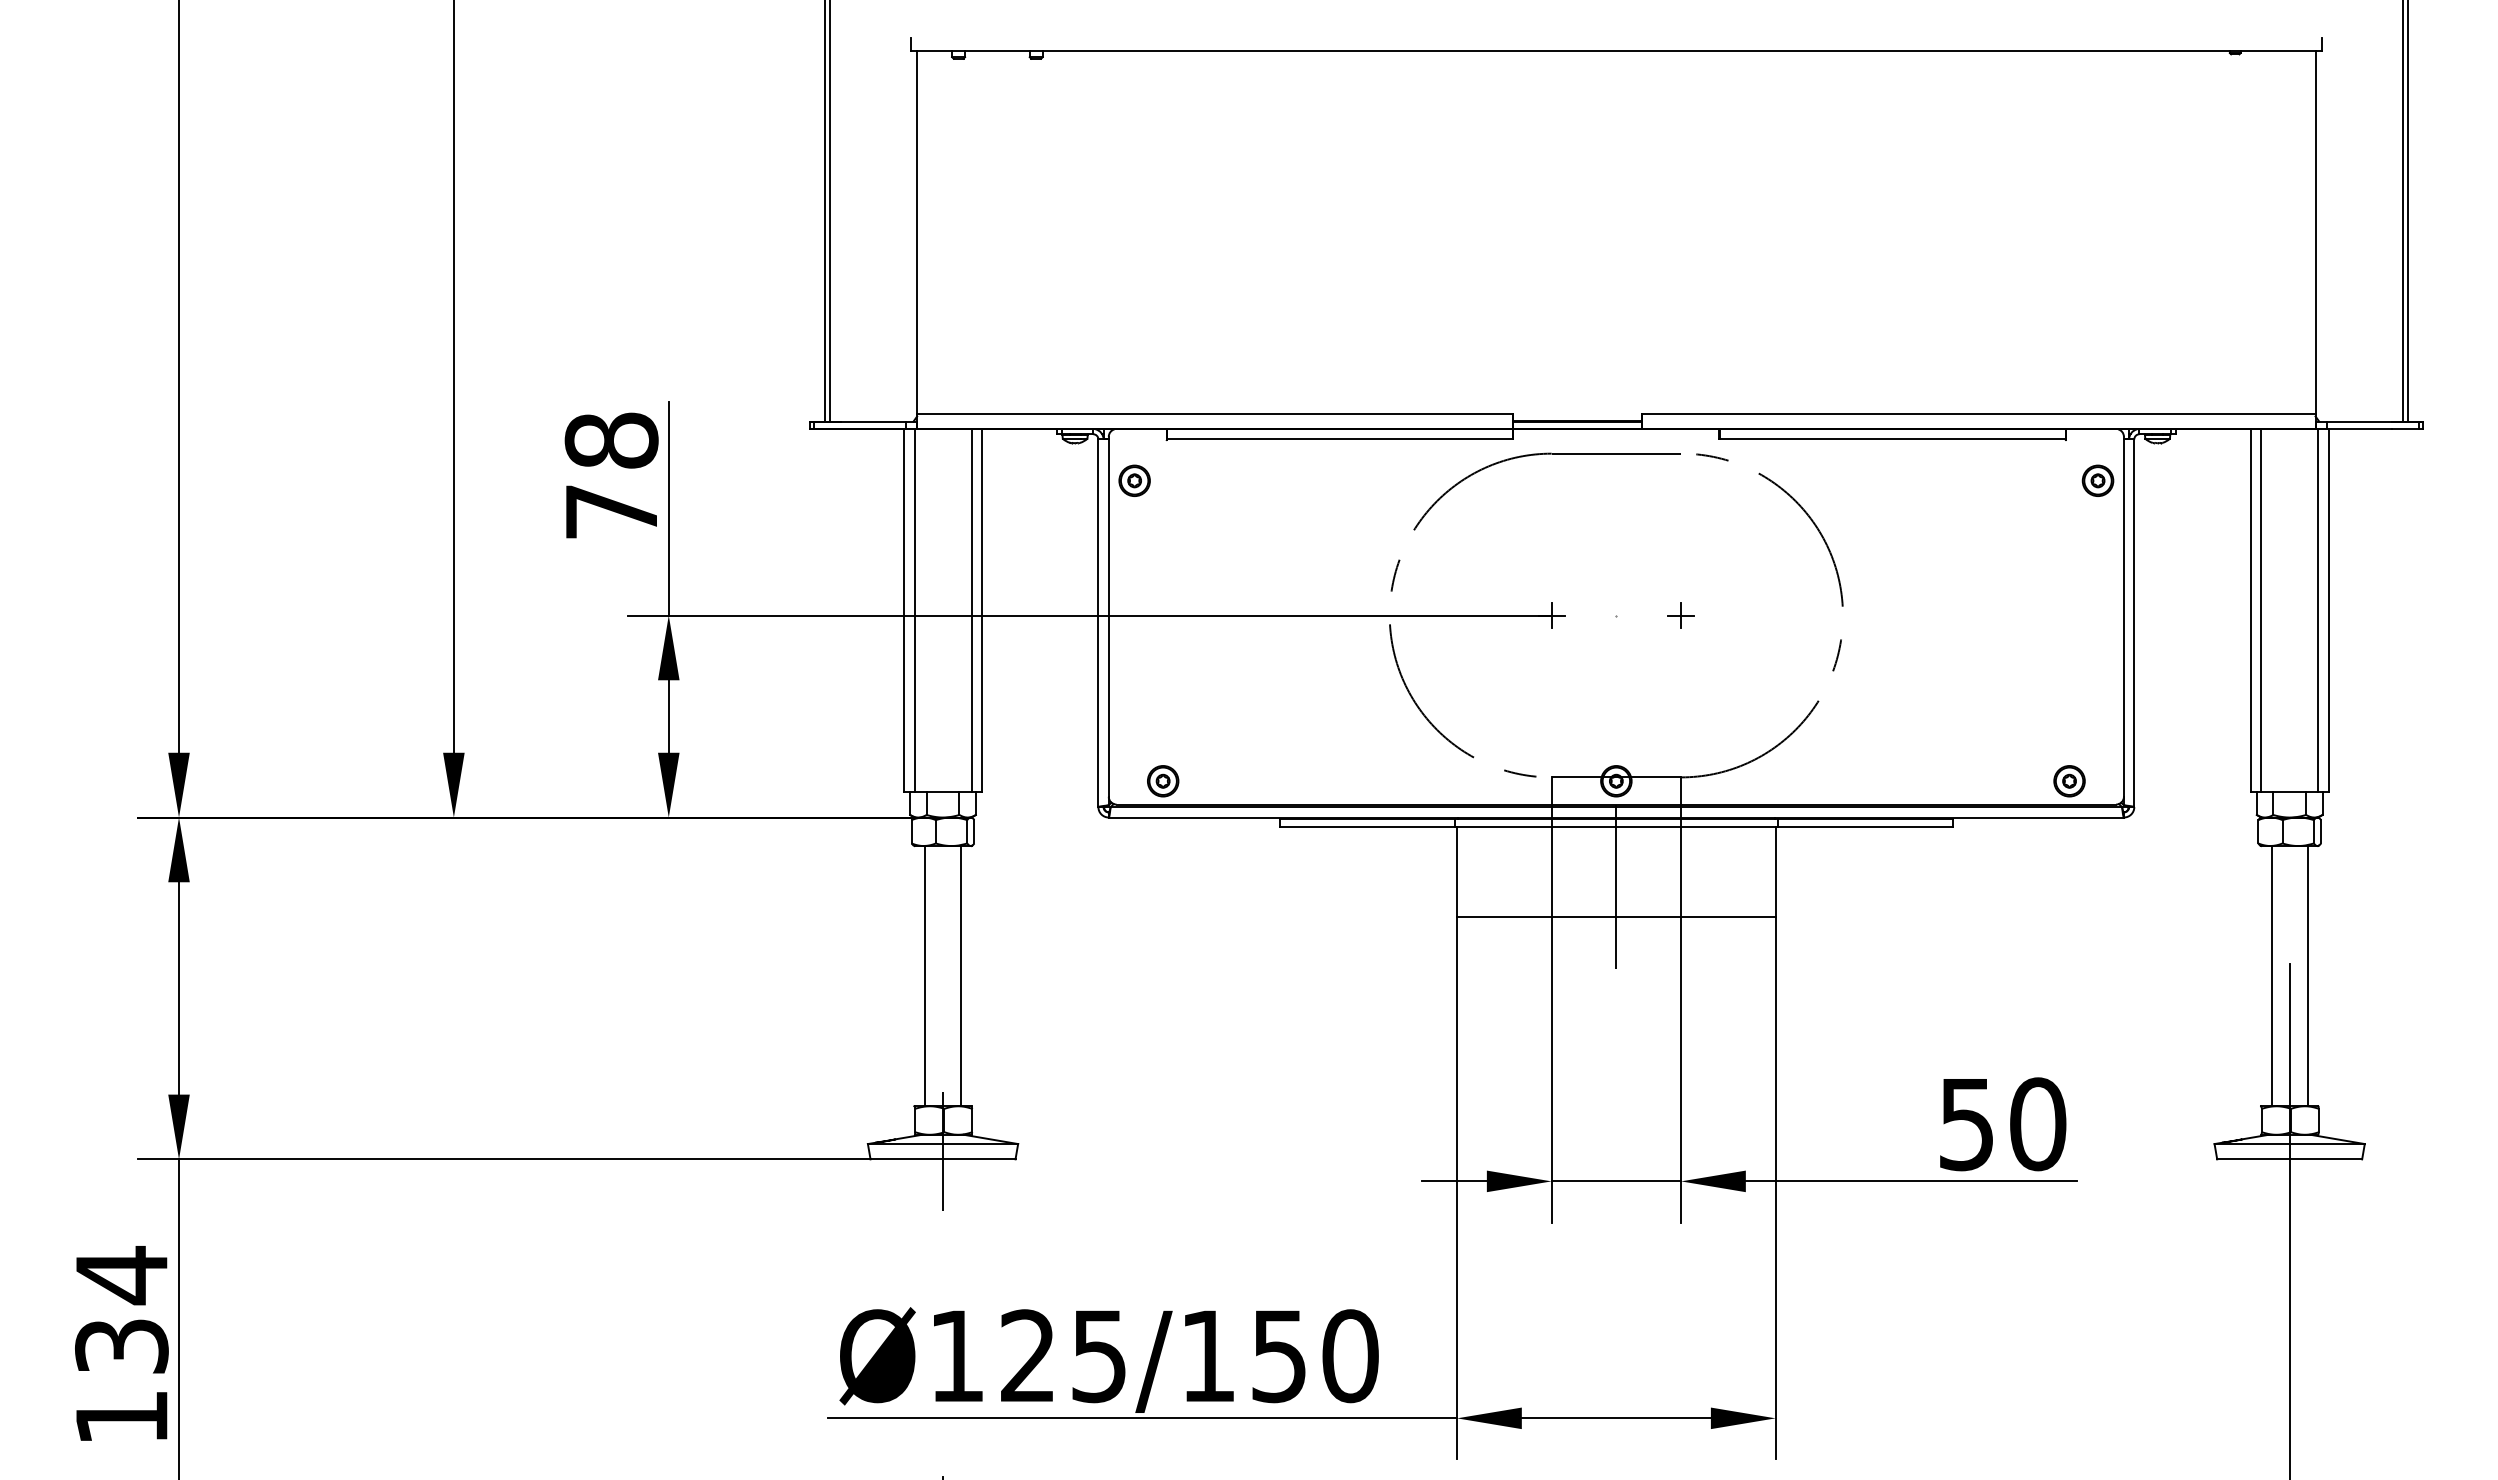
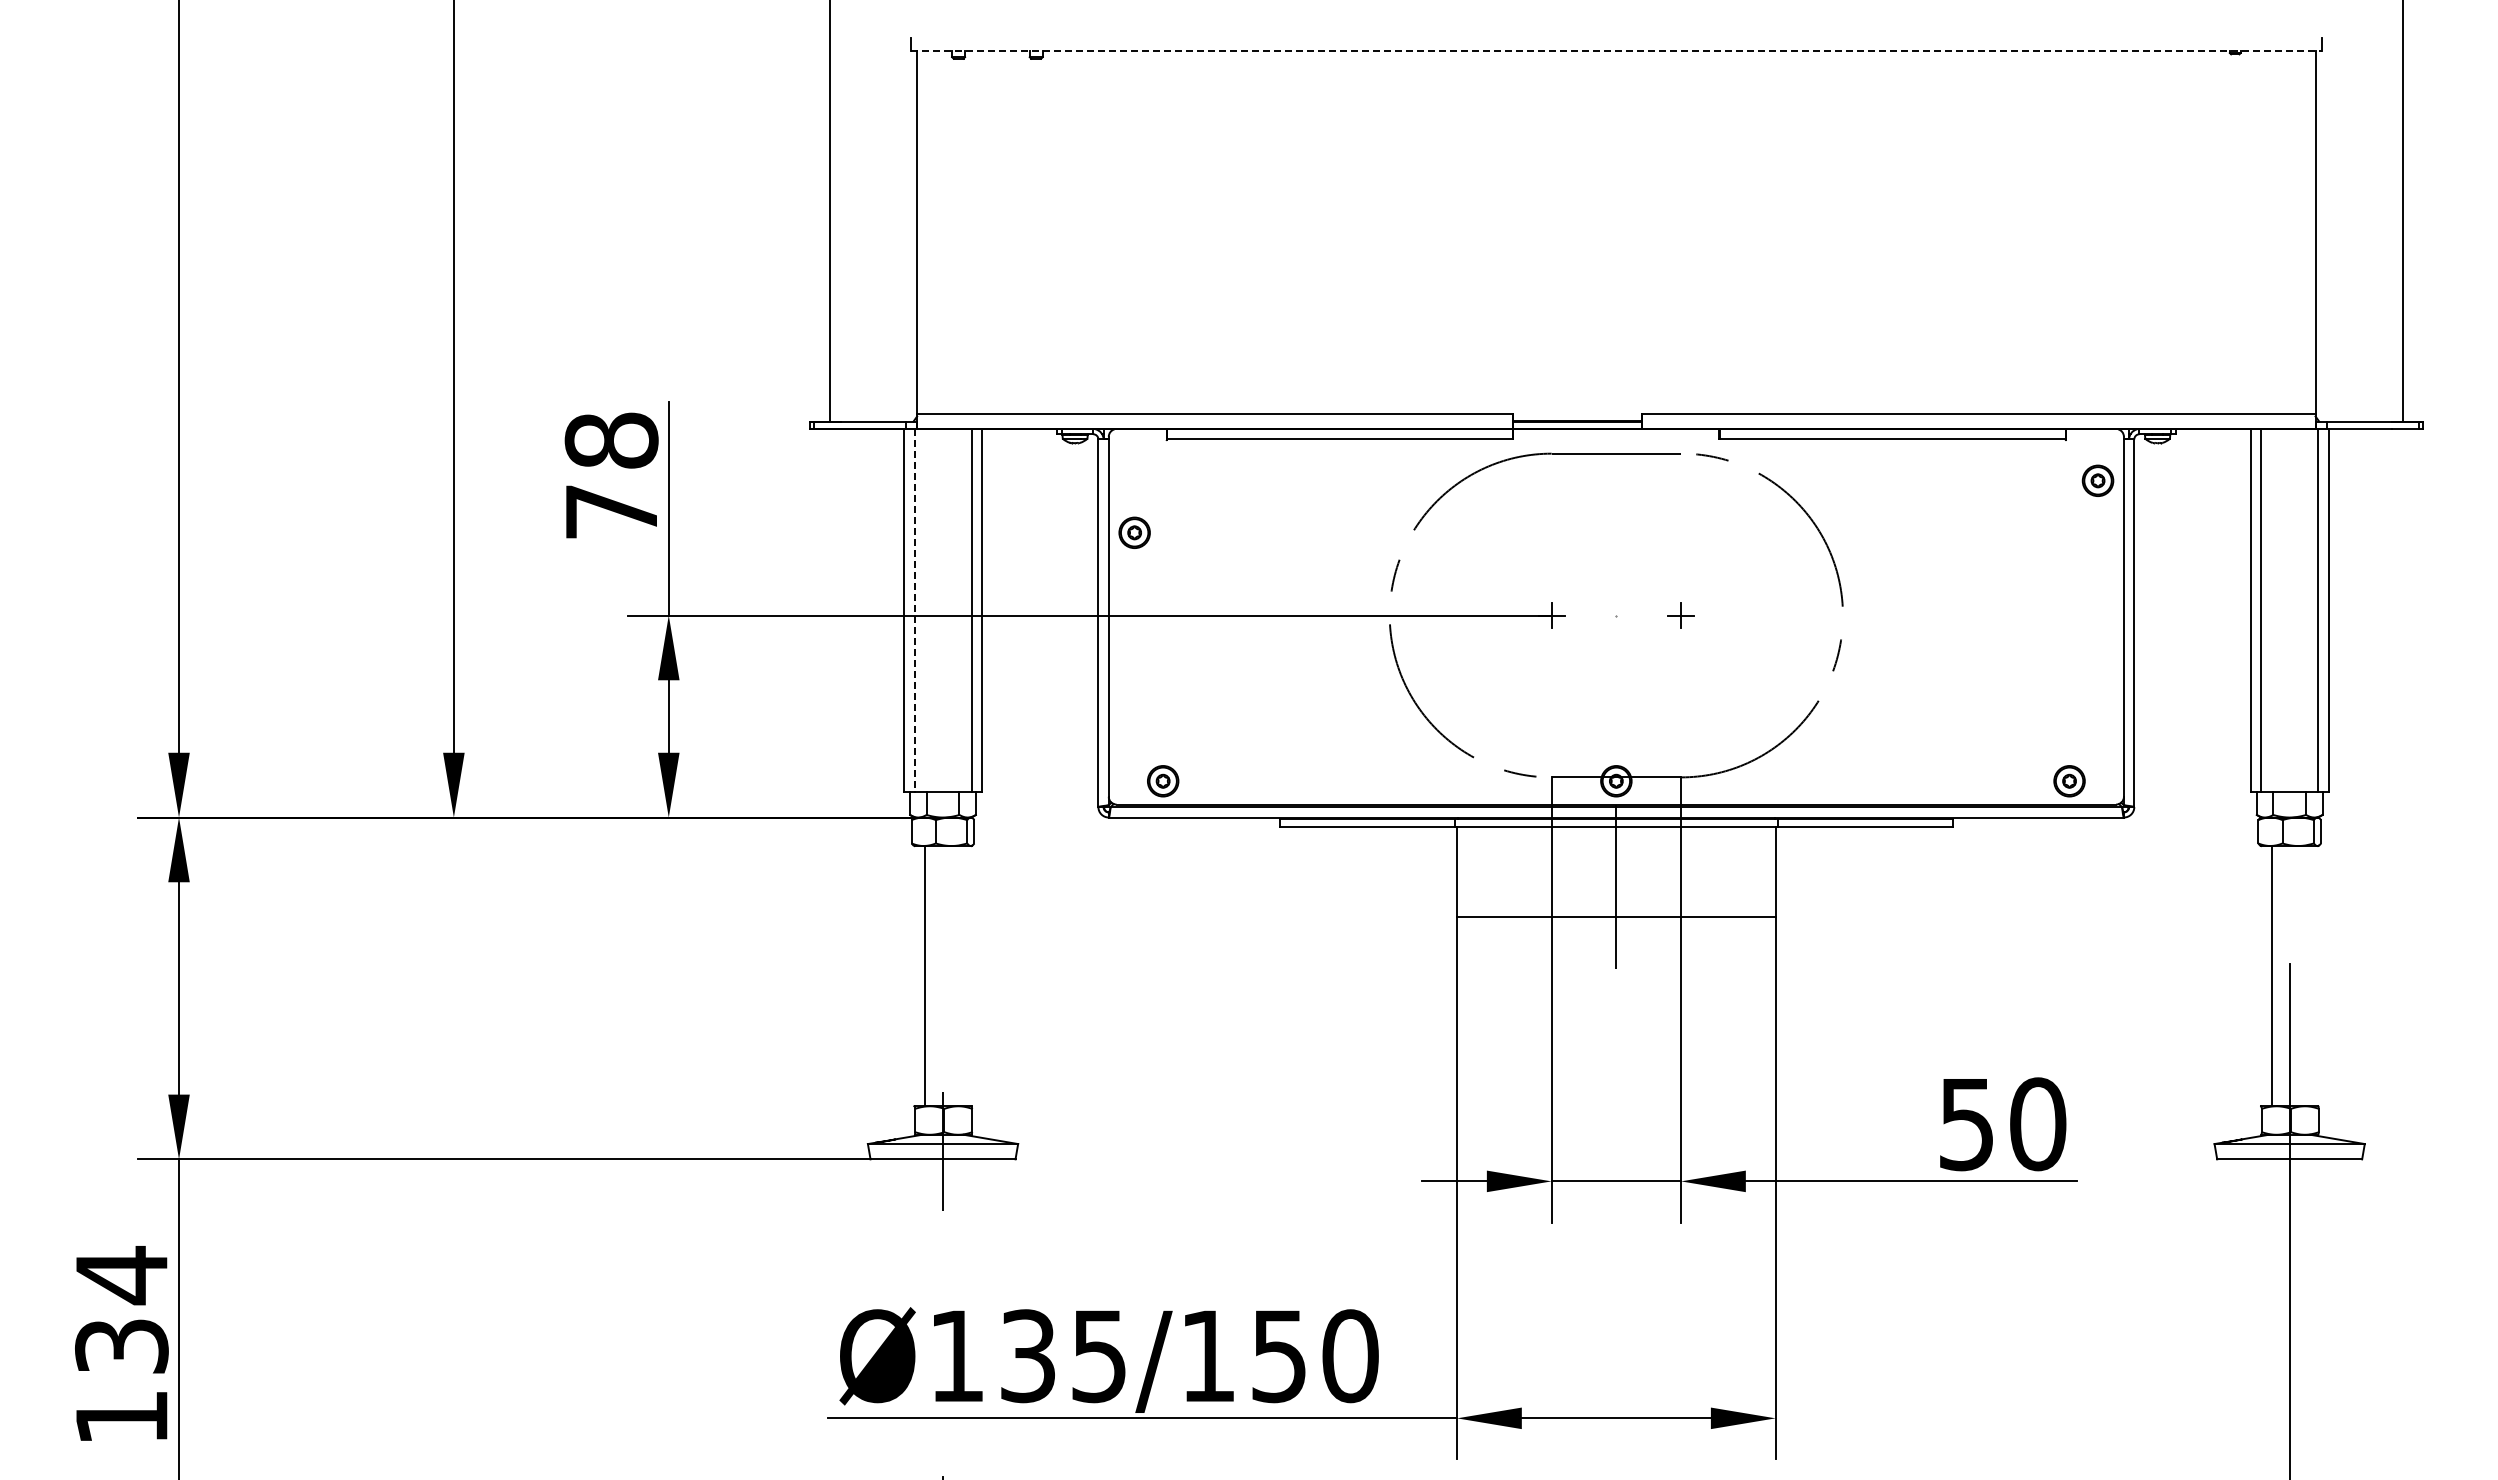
line: solid -> dashed (1616, 50)
line: present -> none (825, 211)
line: present -> none (2407, 211)
part position: (1134, 480) -> (1134, 532) (1134, 532)
line: solid -> dashed (914, 610)
line: present -> none (961, 976)
line: present -> none (2307, 976)
text: Ø125/150 -> Ø135/150 (1027, 1356)
